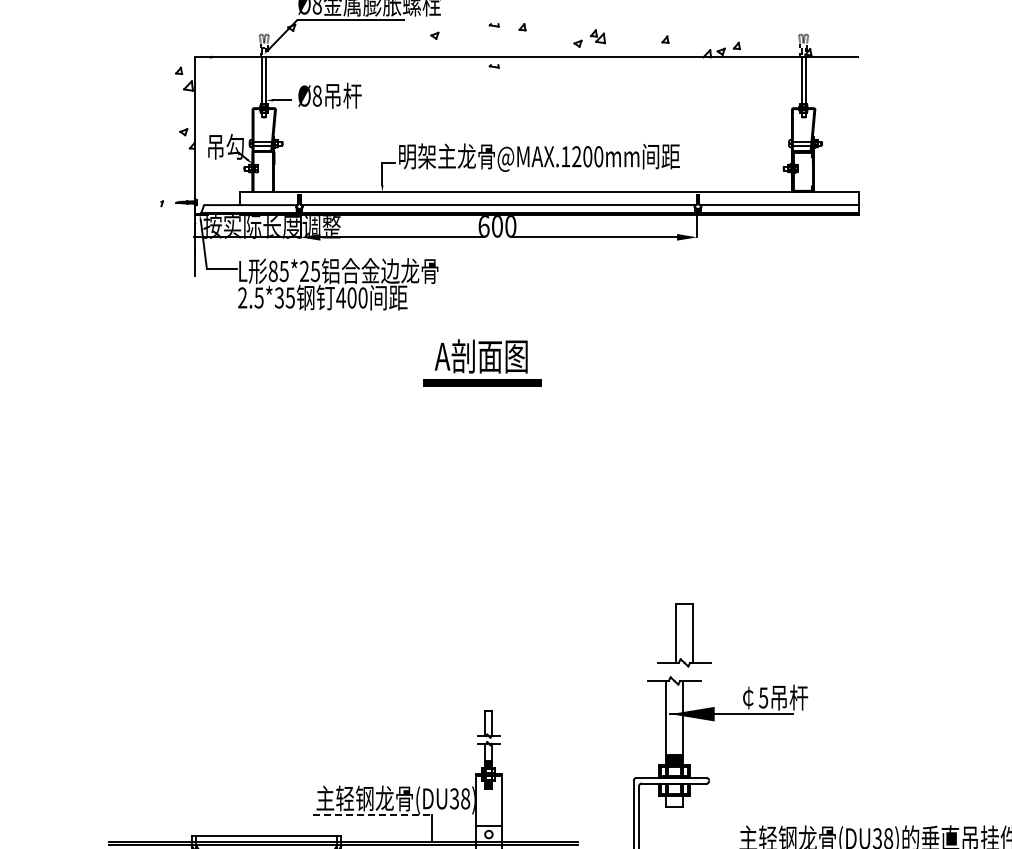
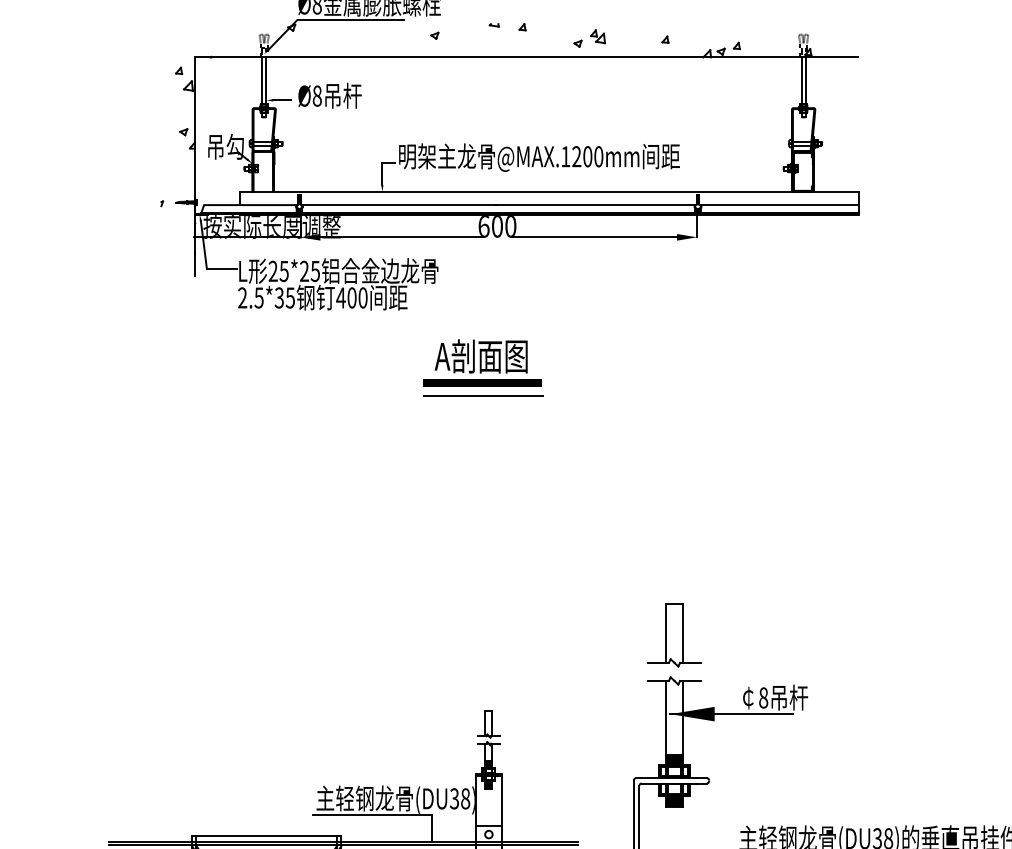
part: present -> none (493, 66)
text: 85*25 -> 25*25 (272, 271)
line: none -> present (482, 395)
part position: (684, 635) -> (674, 635) (674, 635)
text: 5 -> 8 (763, 697)
fill: none -> present (674, 801)
line: dashed -> solid (372, 815)
